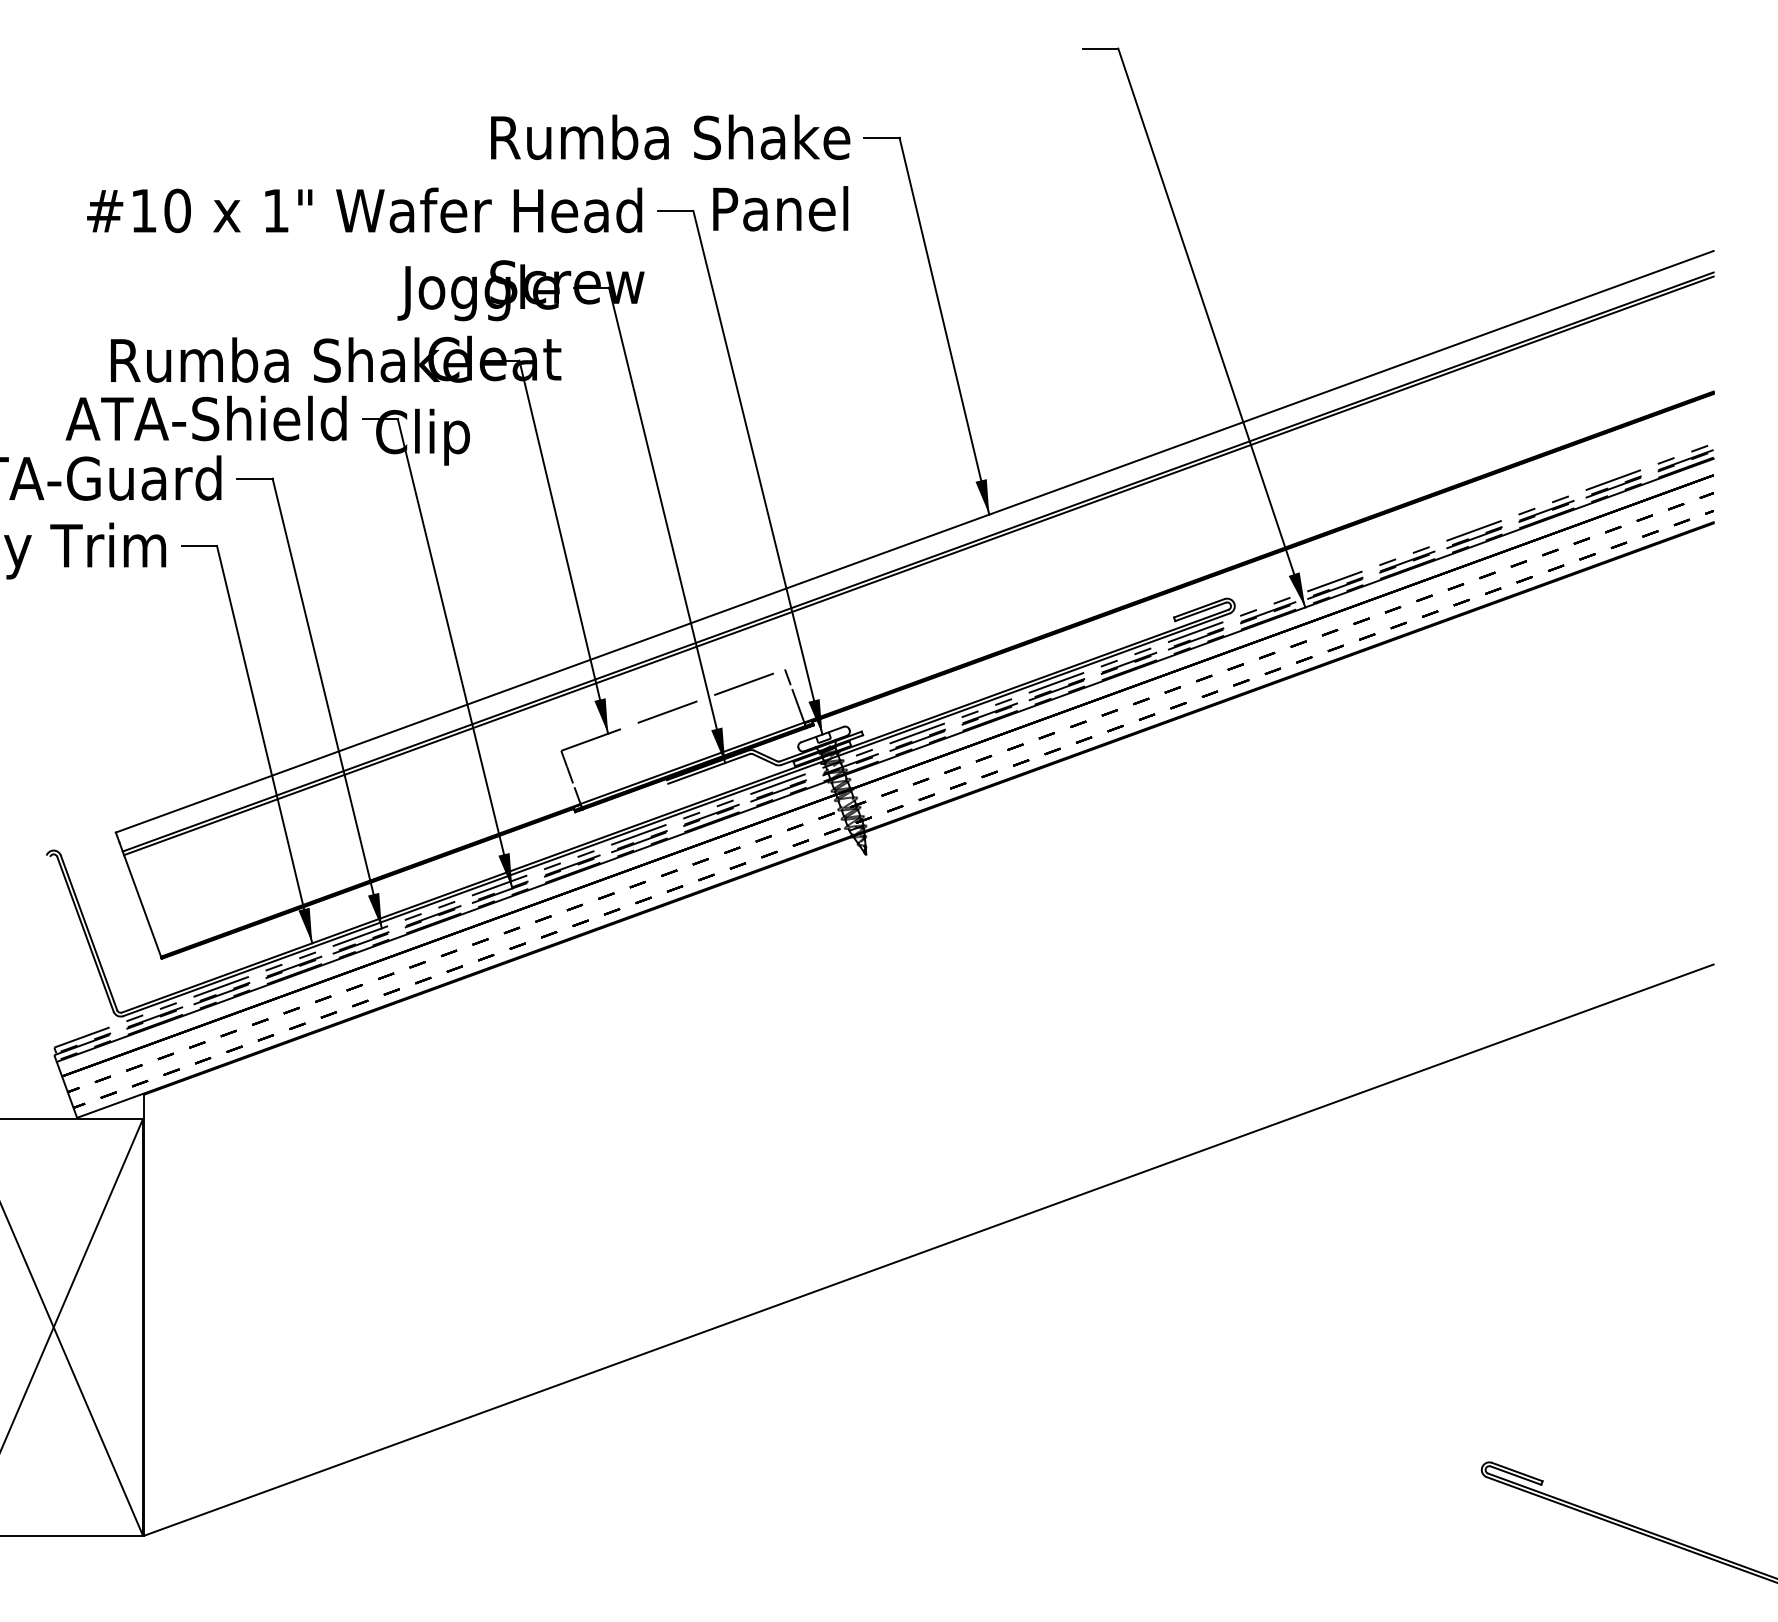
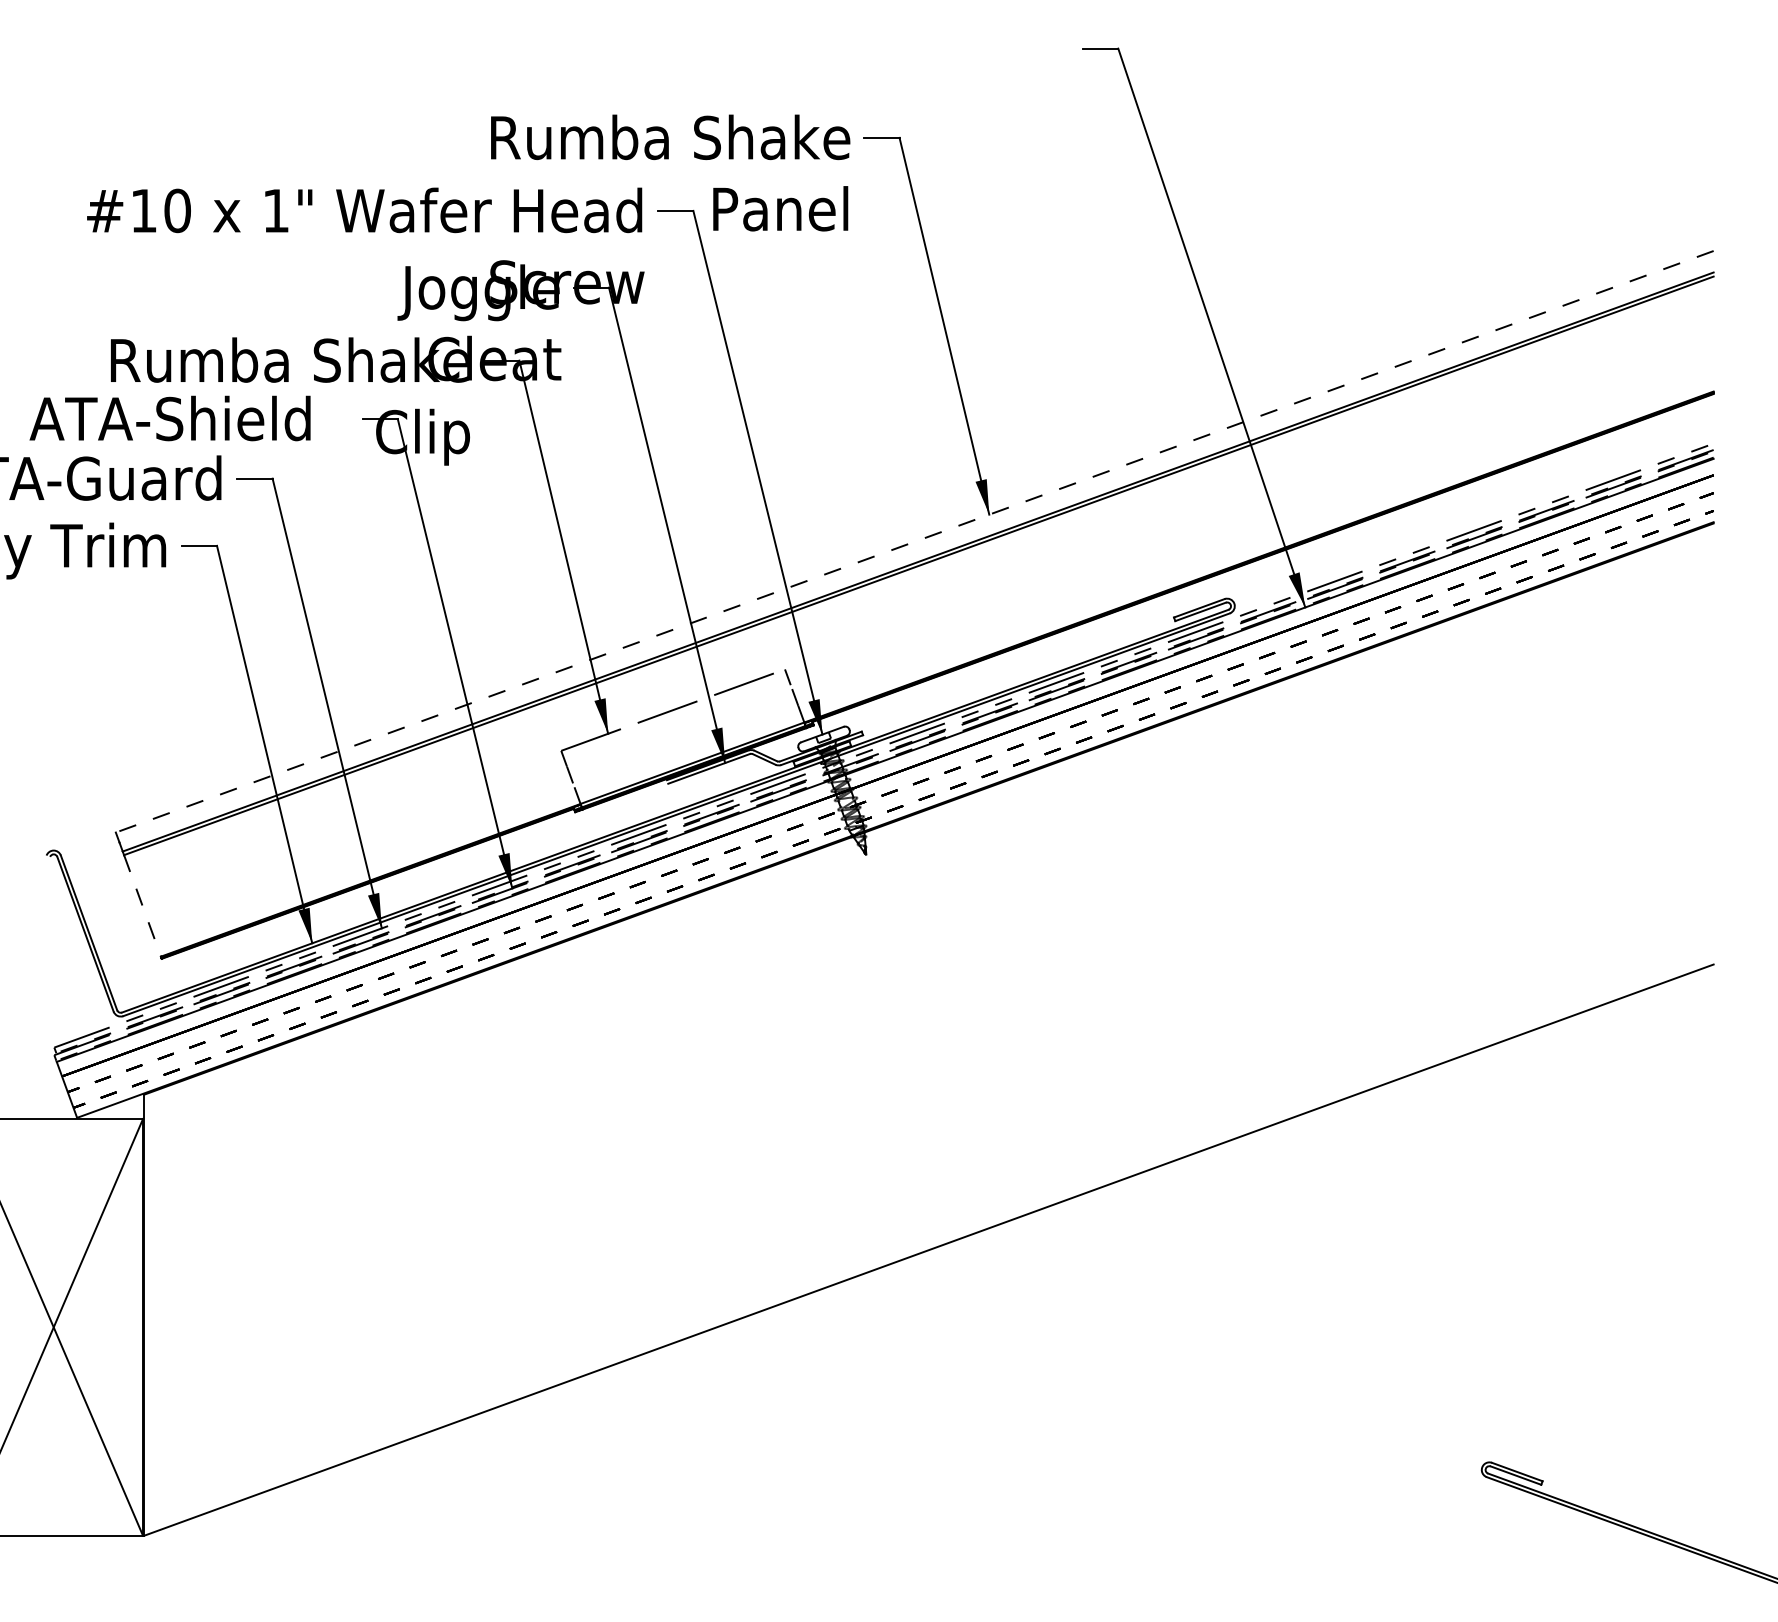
text position: (205, 418) -> (169, 418) (169, 418)
line: solid -> dashed (914, 541)
line: solid -> dashed (142, 905)
